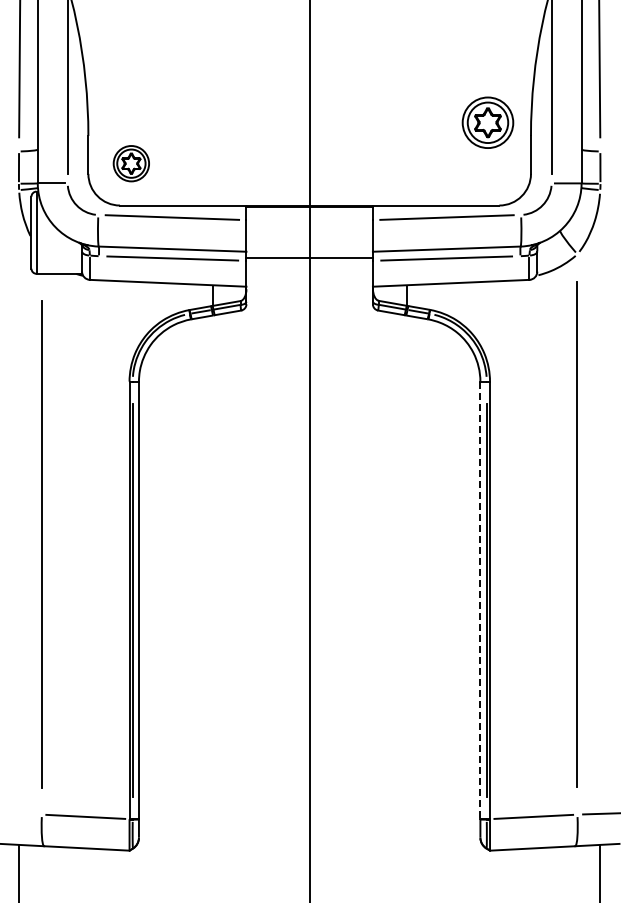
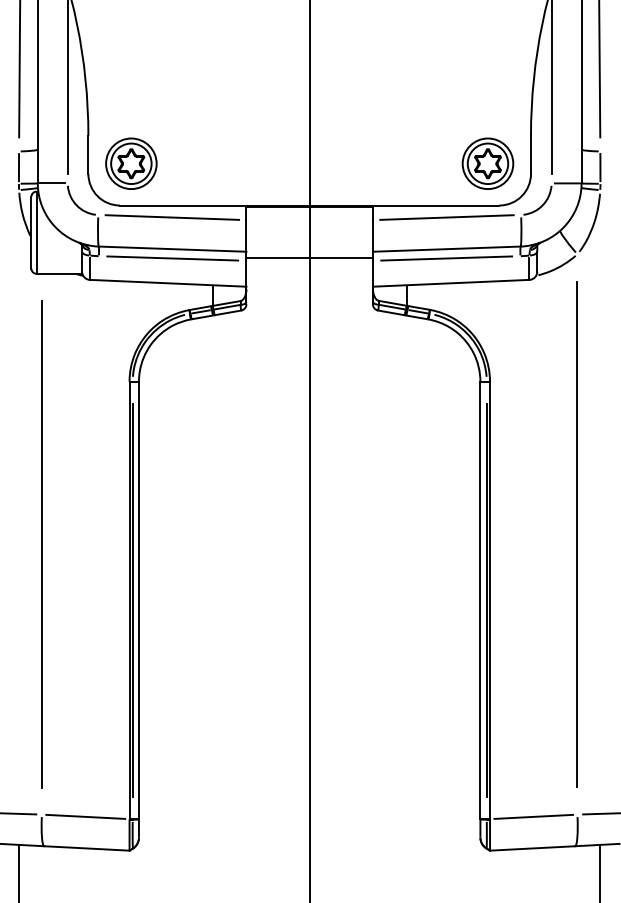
part position: (487, 122) -> (487, 163) (487, 163)
part size: 38x38 px -> 53x53 px (131, 163)
line: dashed -> solid (480, 600)
line: none -> present (19, 813)
